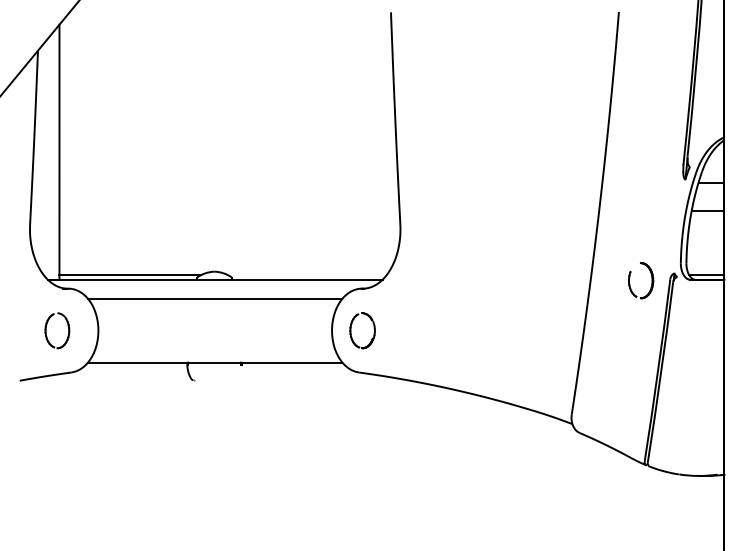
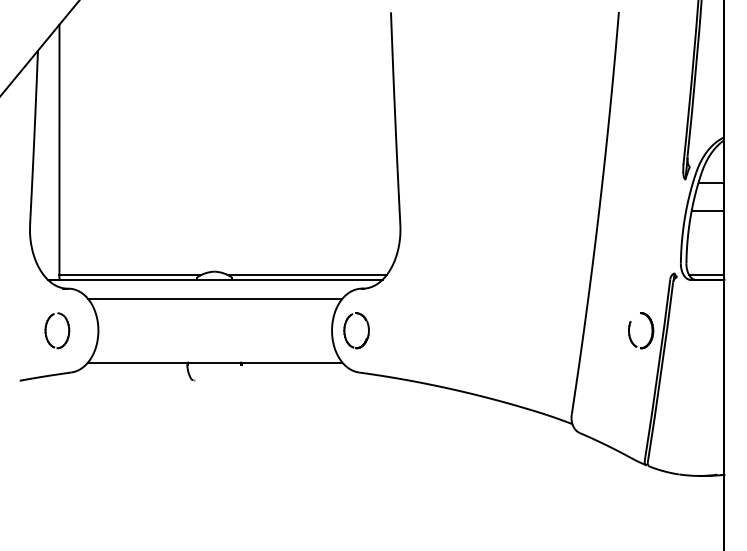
line: none -> present (306, 274)
part position: (651, 280) -> (651, 330) (651, 330)
part position: (351, 330) -> (345, 330) (345, 330)
